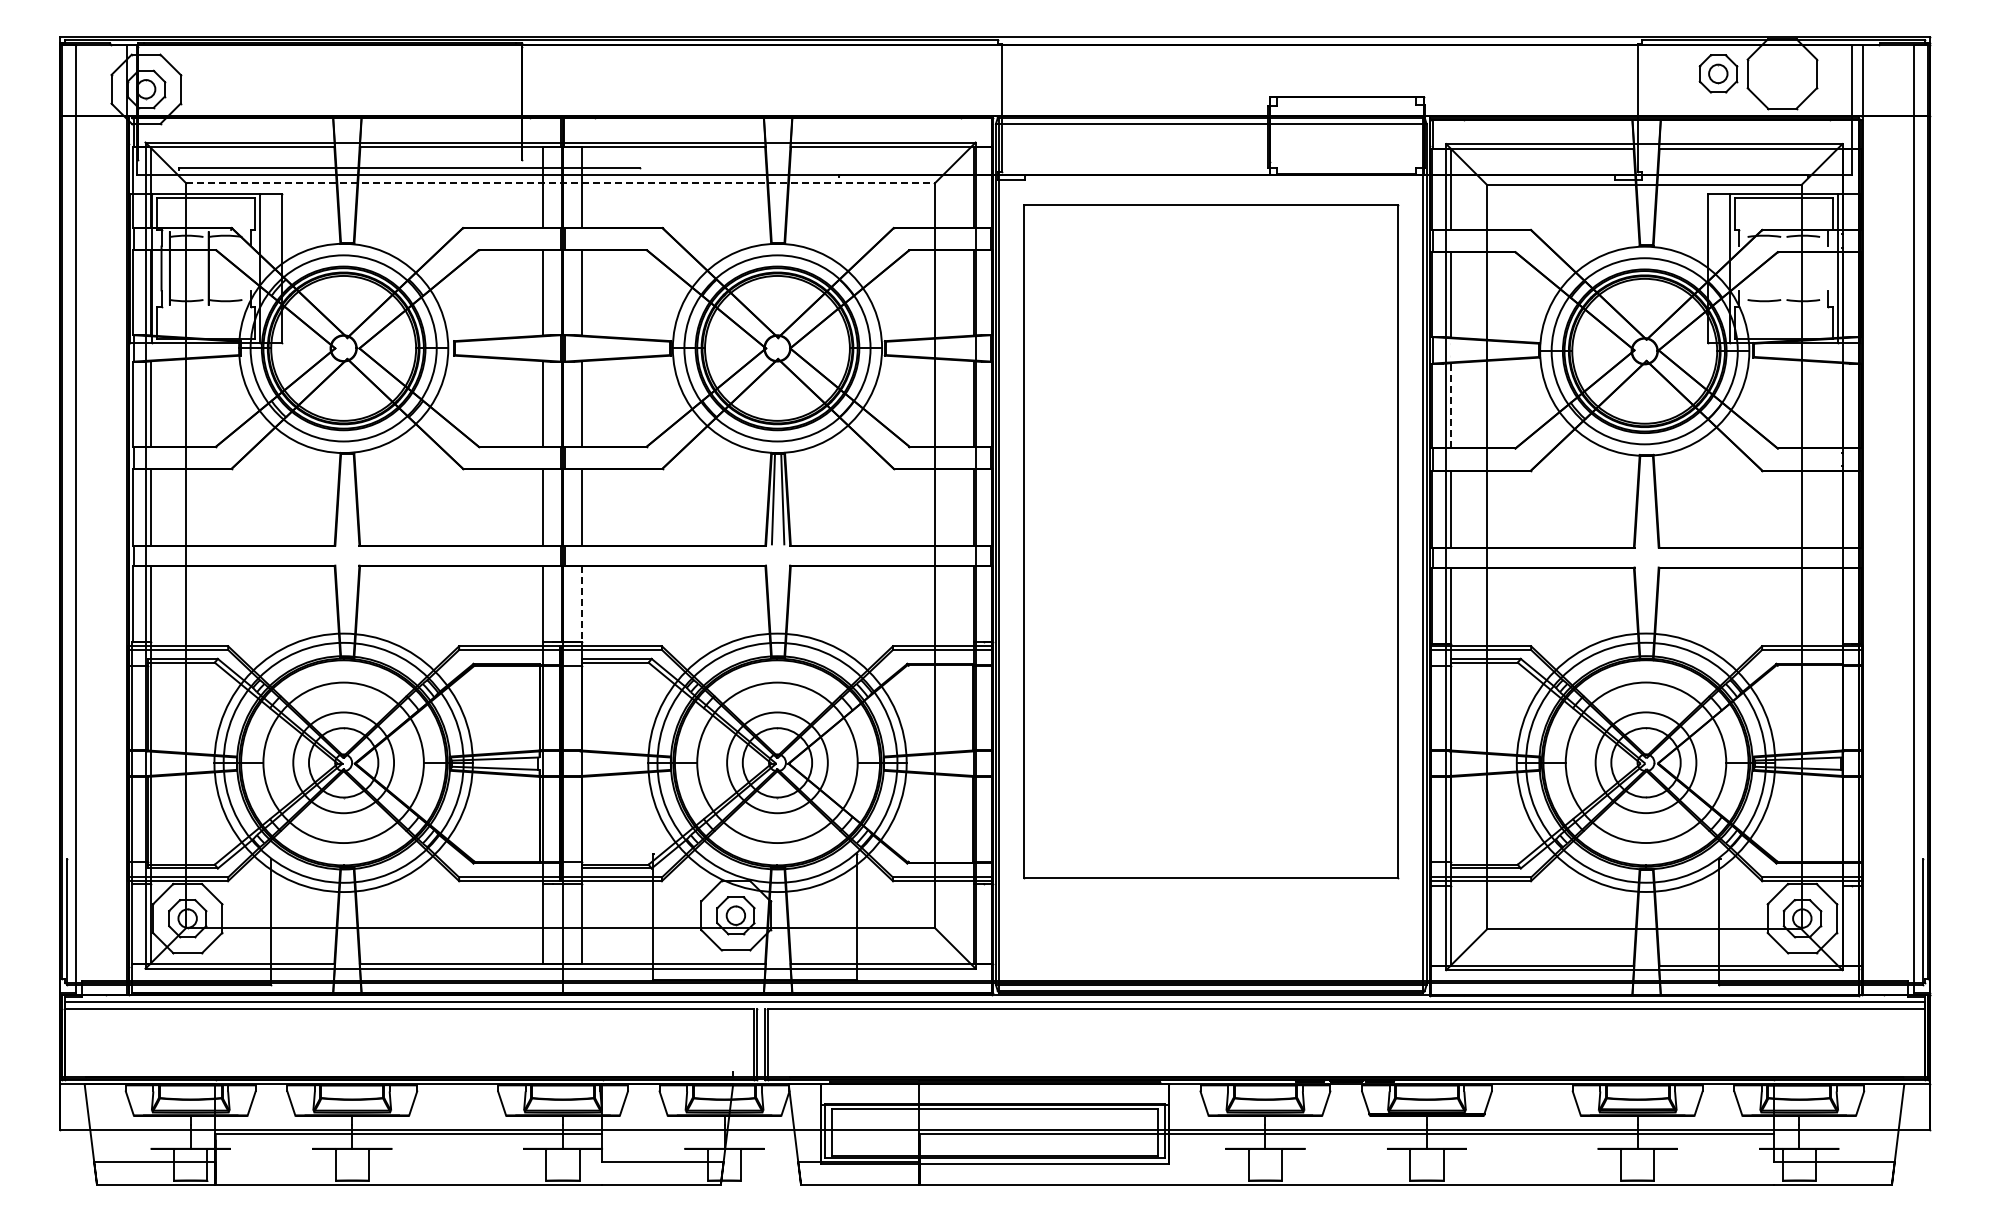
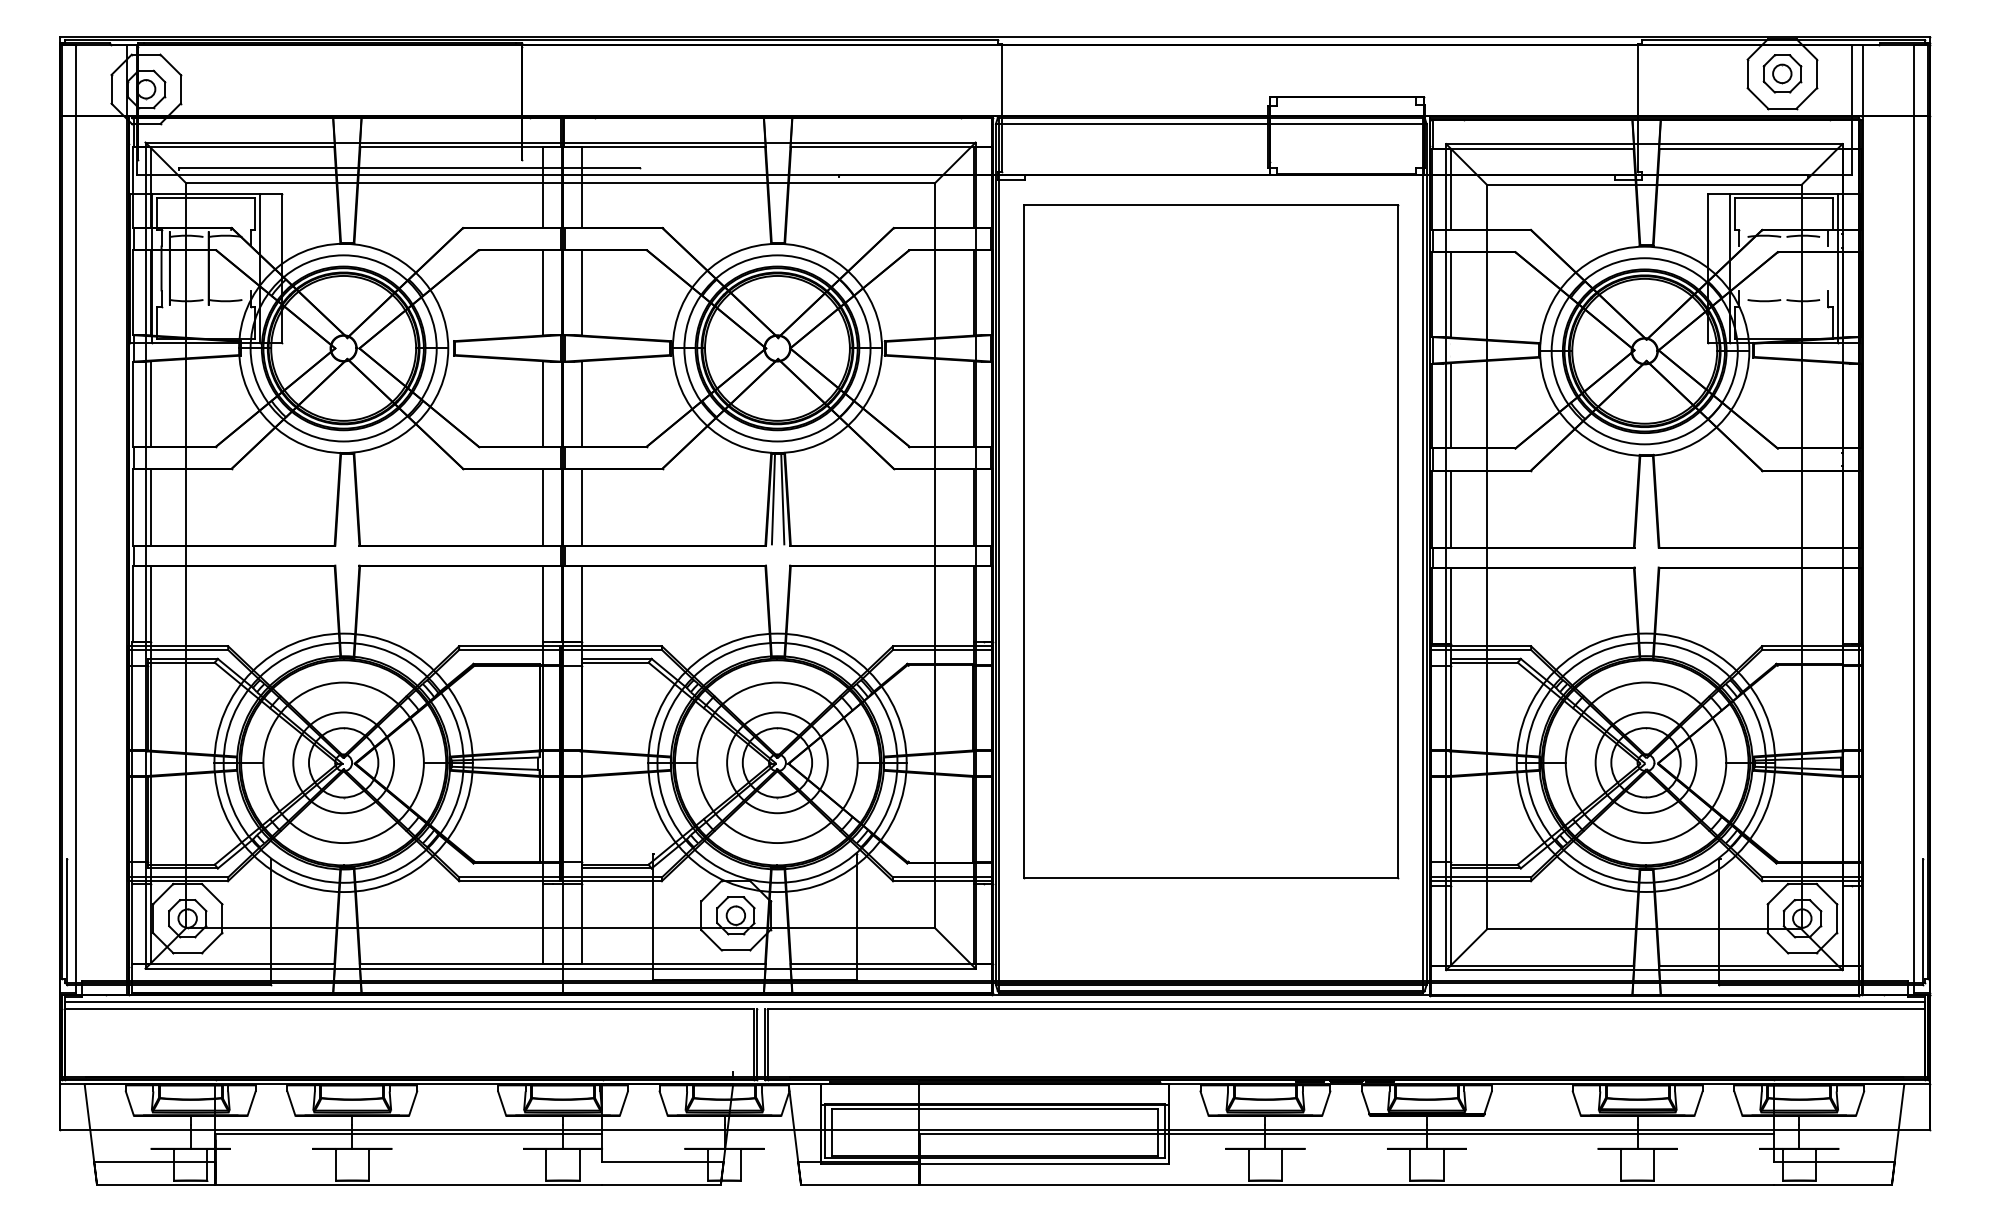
part position: (1718, 73) -> (1782, 73) (1782, 73)
line: dashed -> solid (561, 183)
line: dashed -> solid (1450, 405)
line: dashed -> solid (582, 604)
